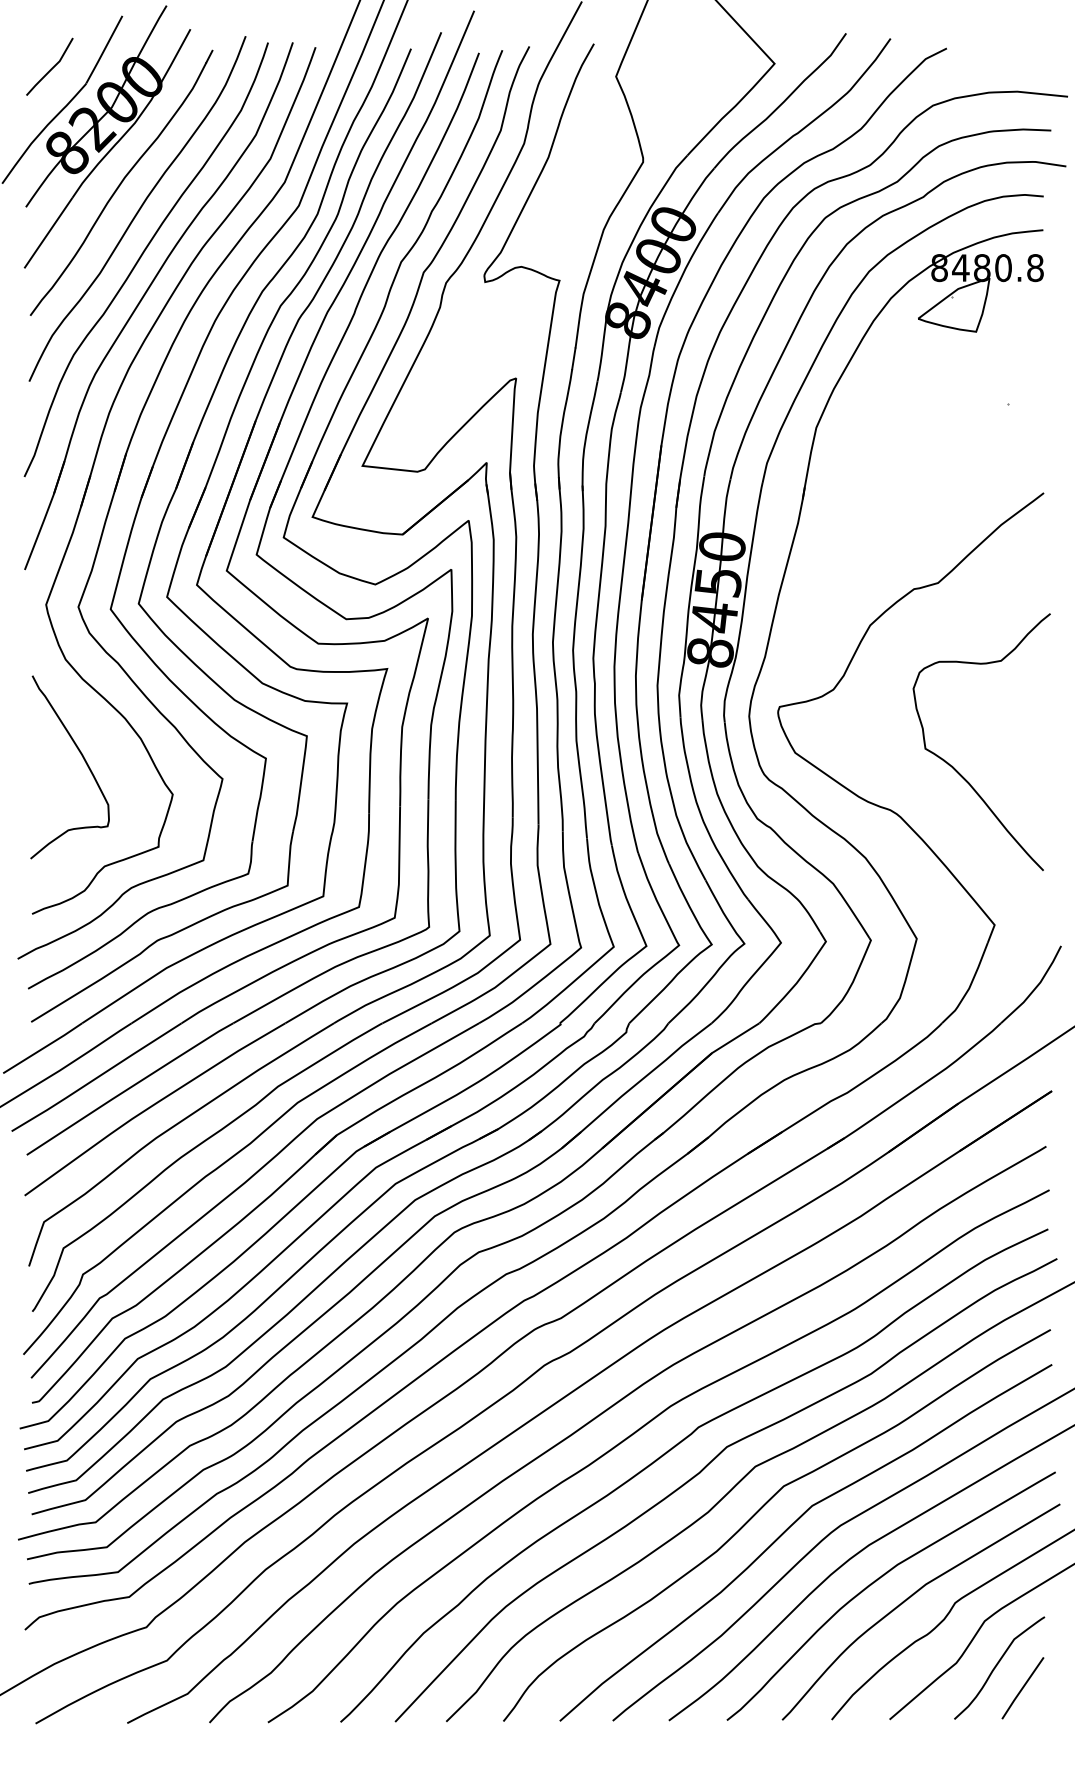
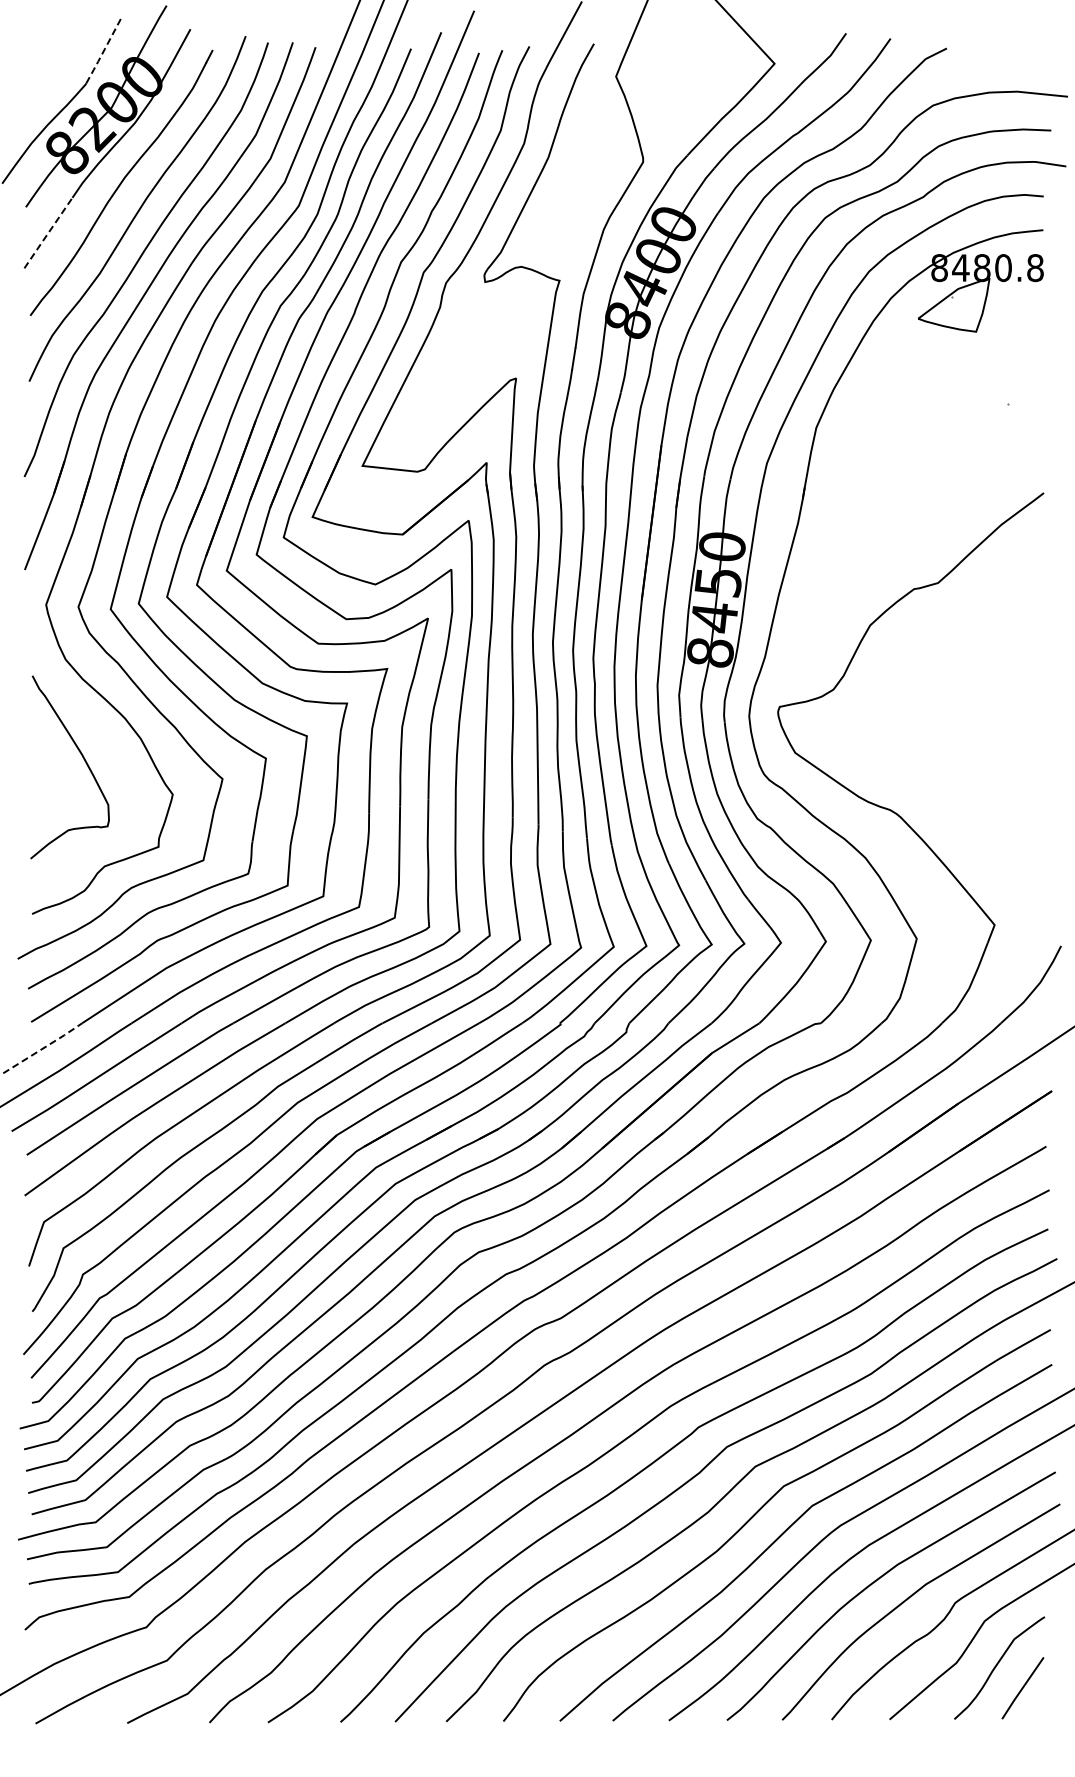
line: solid -> dashed (103, 51)
curve: present -> none (51, 67)
line: solid -> dashed (47, 233)
curve: present -> none (954, 767)
line: solid -> dashed (43, 1048)
